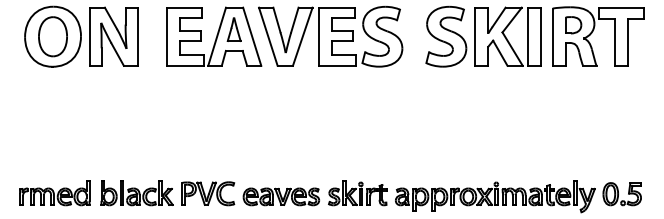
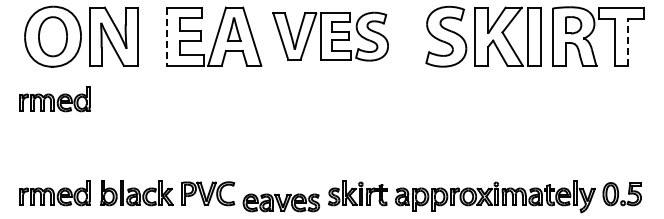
part size: 146x63 px -> 117x51 px (330, 36)
line: solid -> dashed (166, 37)
line: solid -> dashed (628, 42)
part: none -> present (54, 99)
part position: (281, 196) -> (281, 202) (281, 202)
